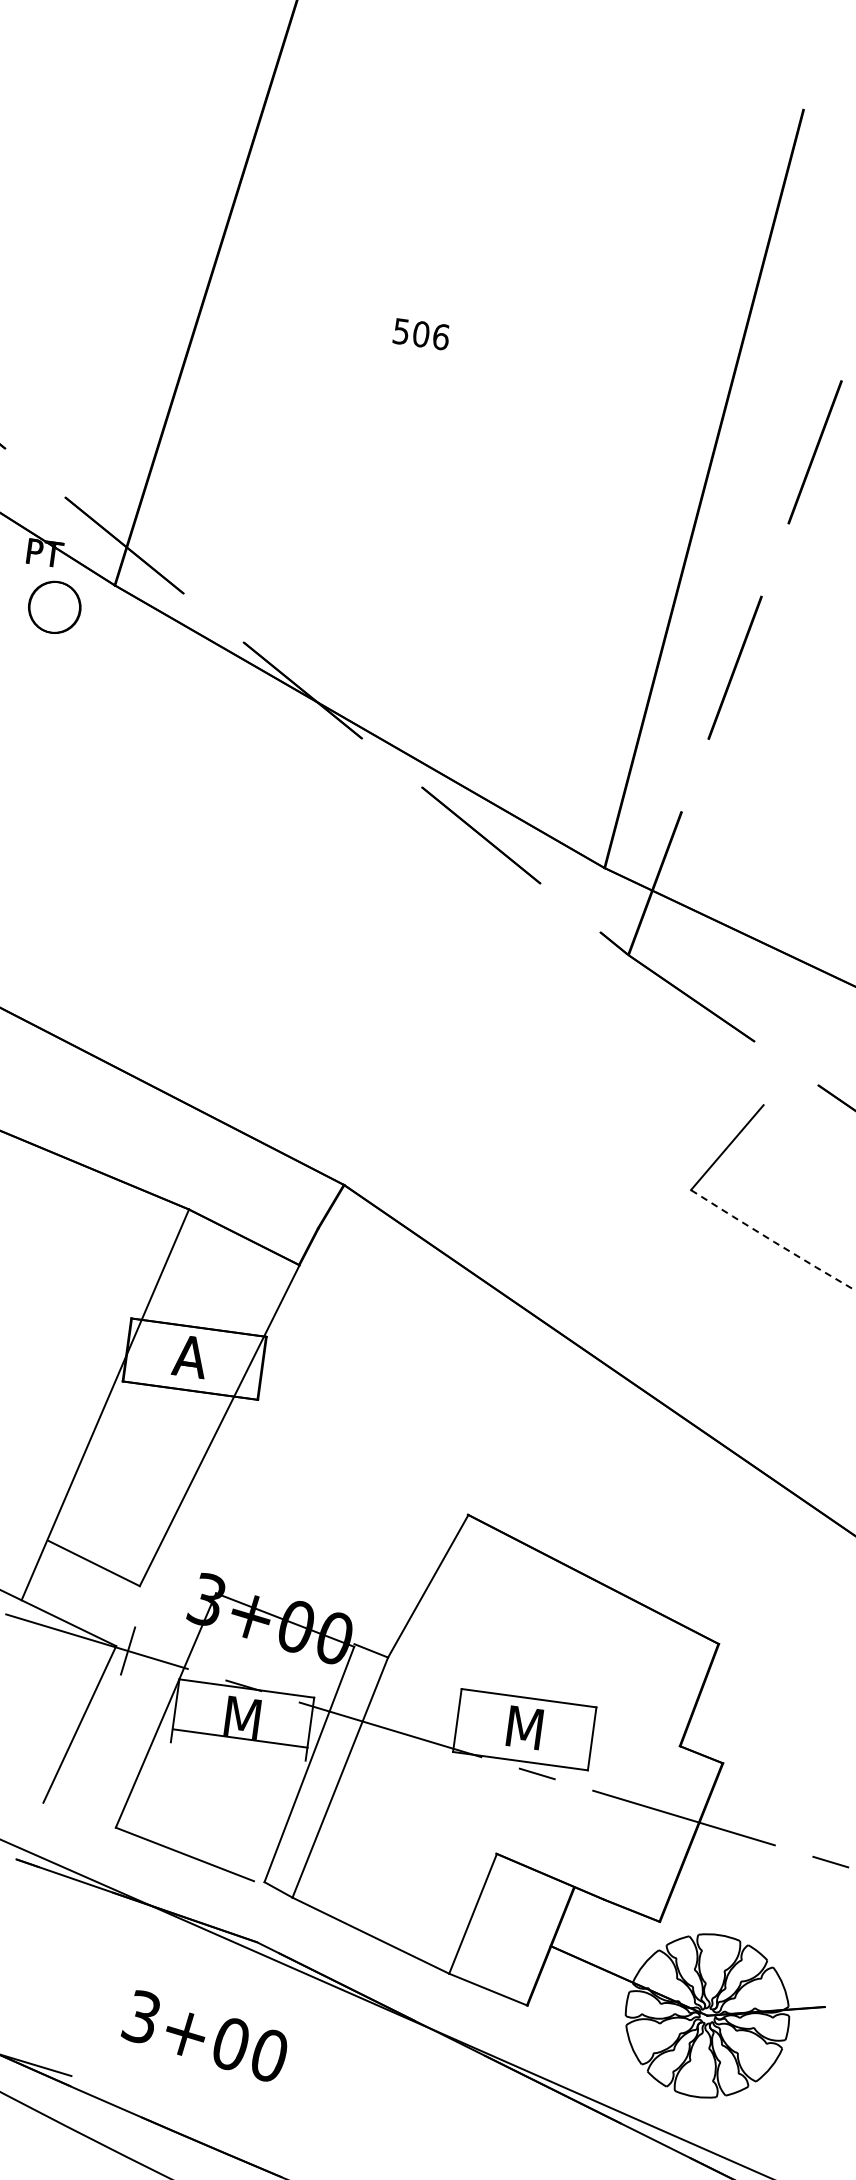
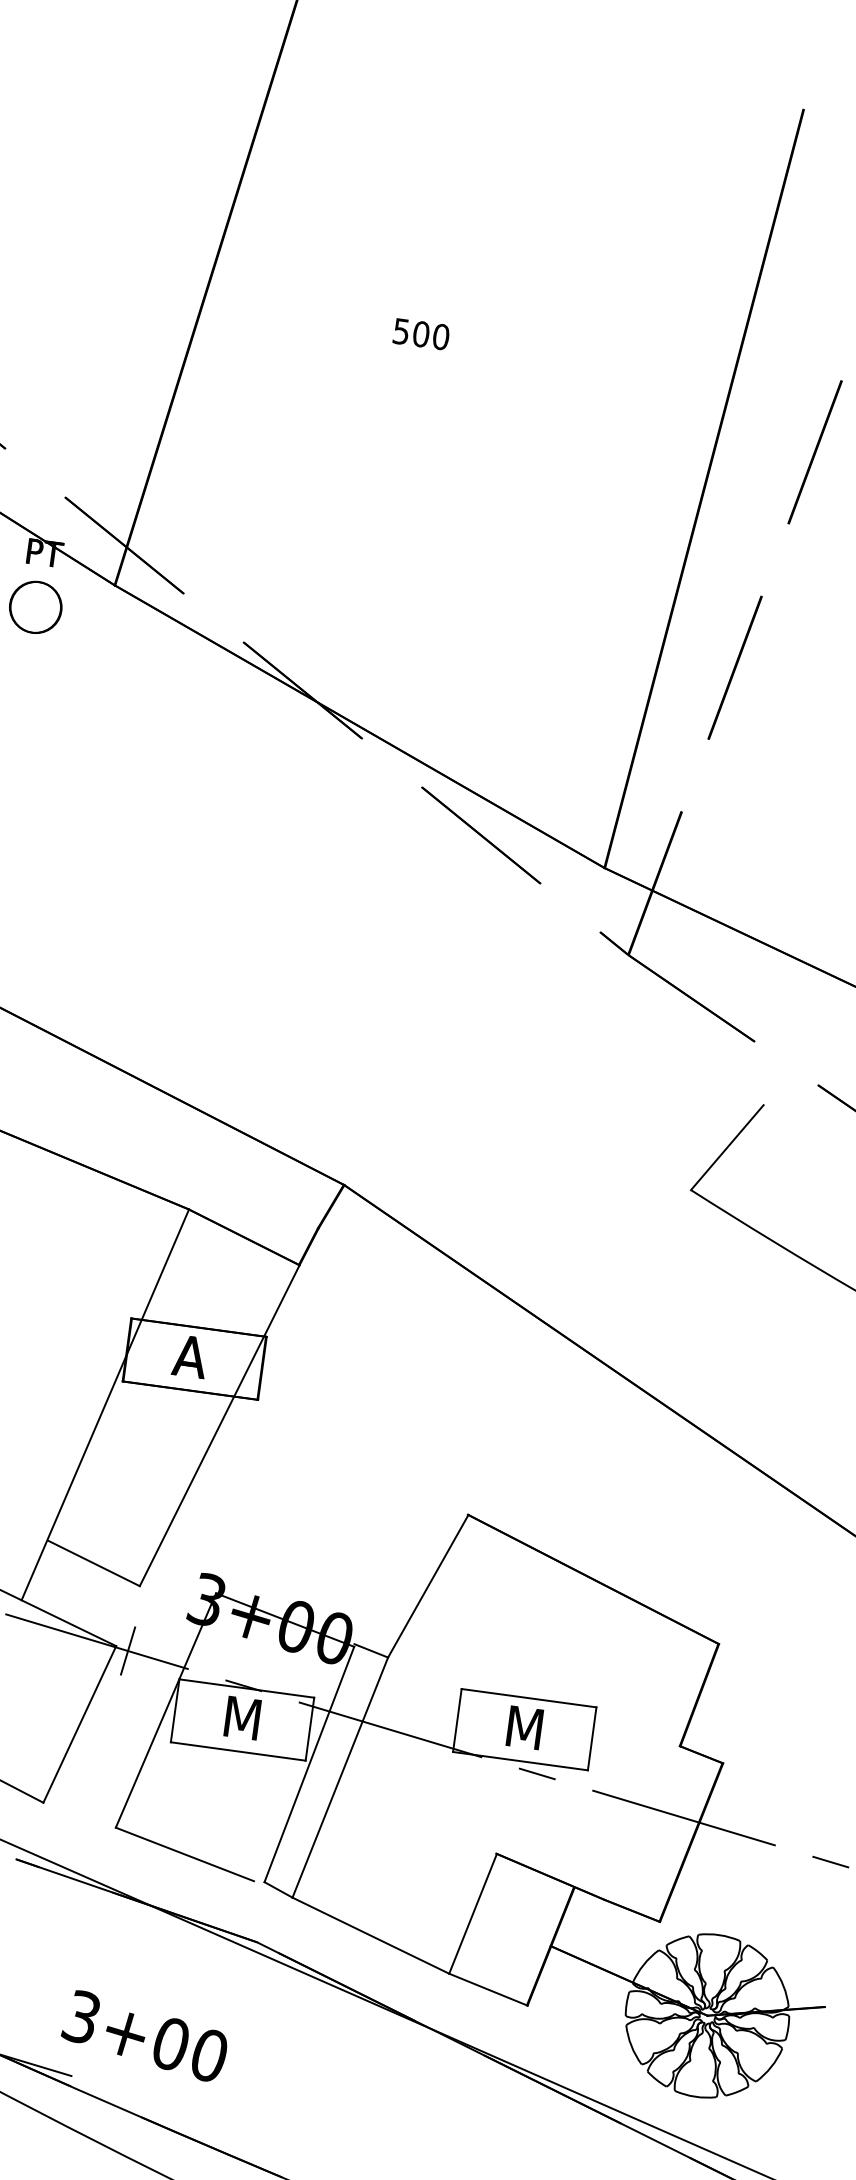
text: 506 -> 500 (441, 337)
circle position: (54, 606) -> (35, 606) (35, 606)
arc: dashed -> solid (773, 1241)
line position: (239, 1738) -> (237, 1751) (237, 1751)
line: none -> present (22, 1791)
text position: (203, 2035) -> (143, 2035) (143, 2035)
